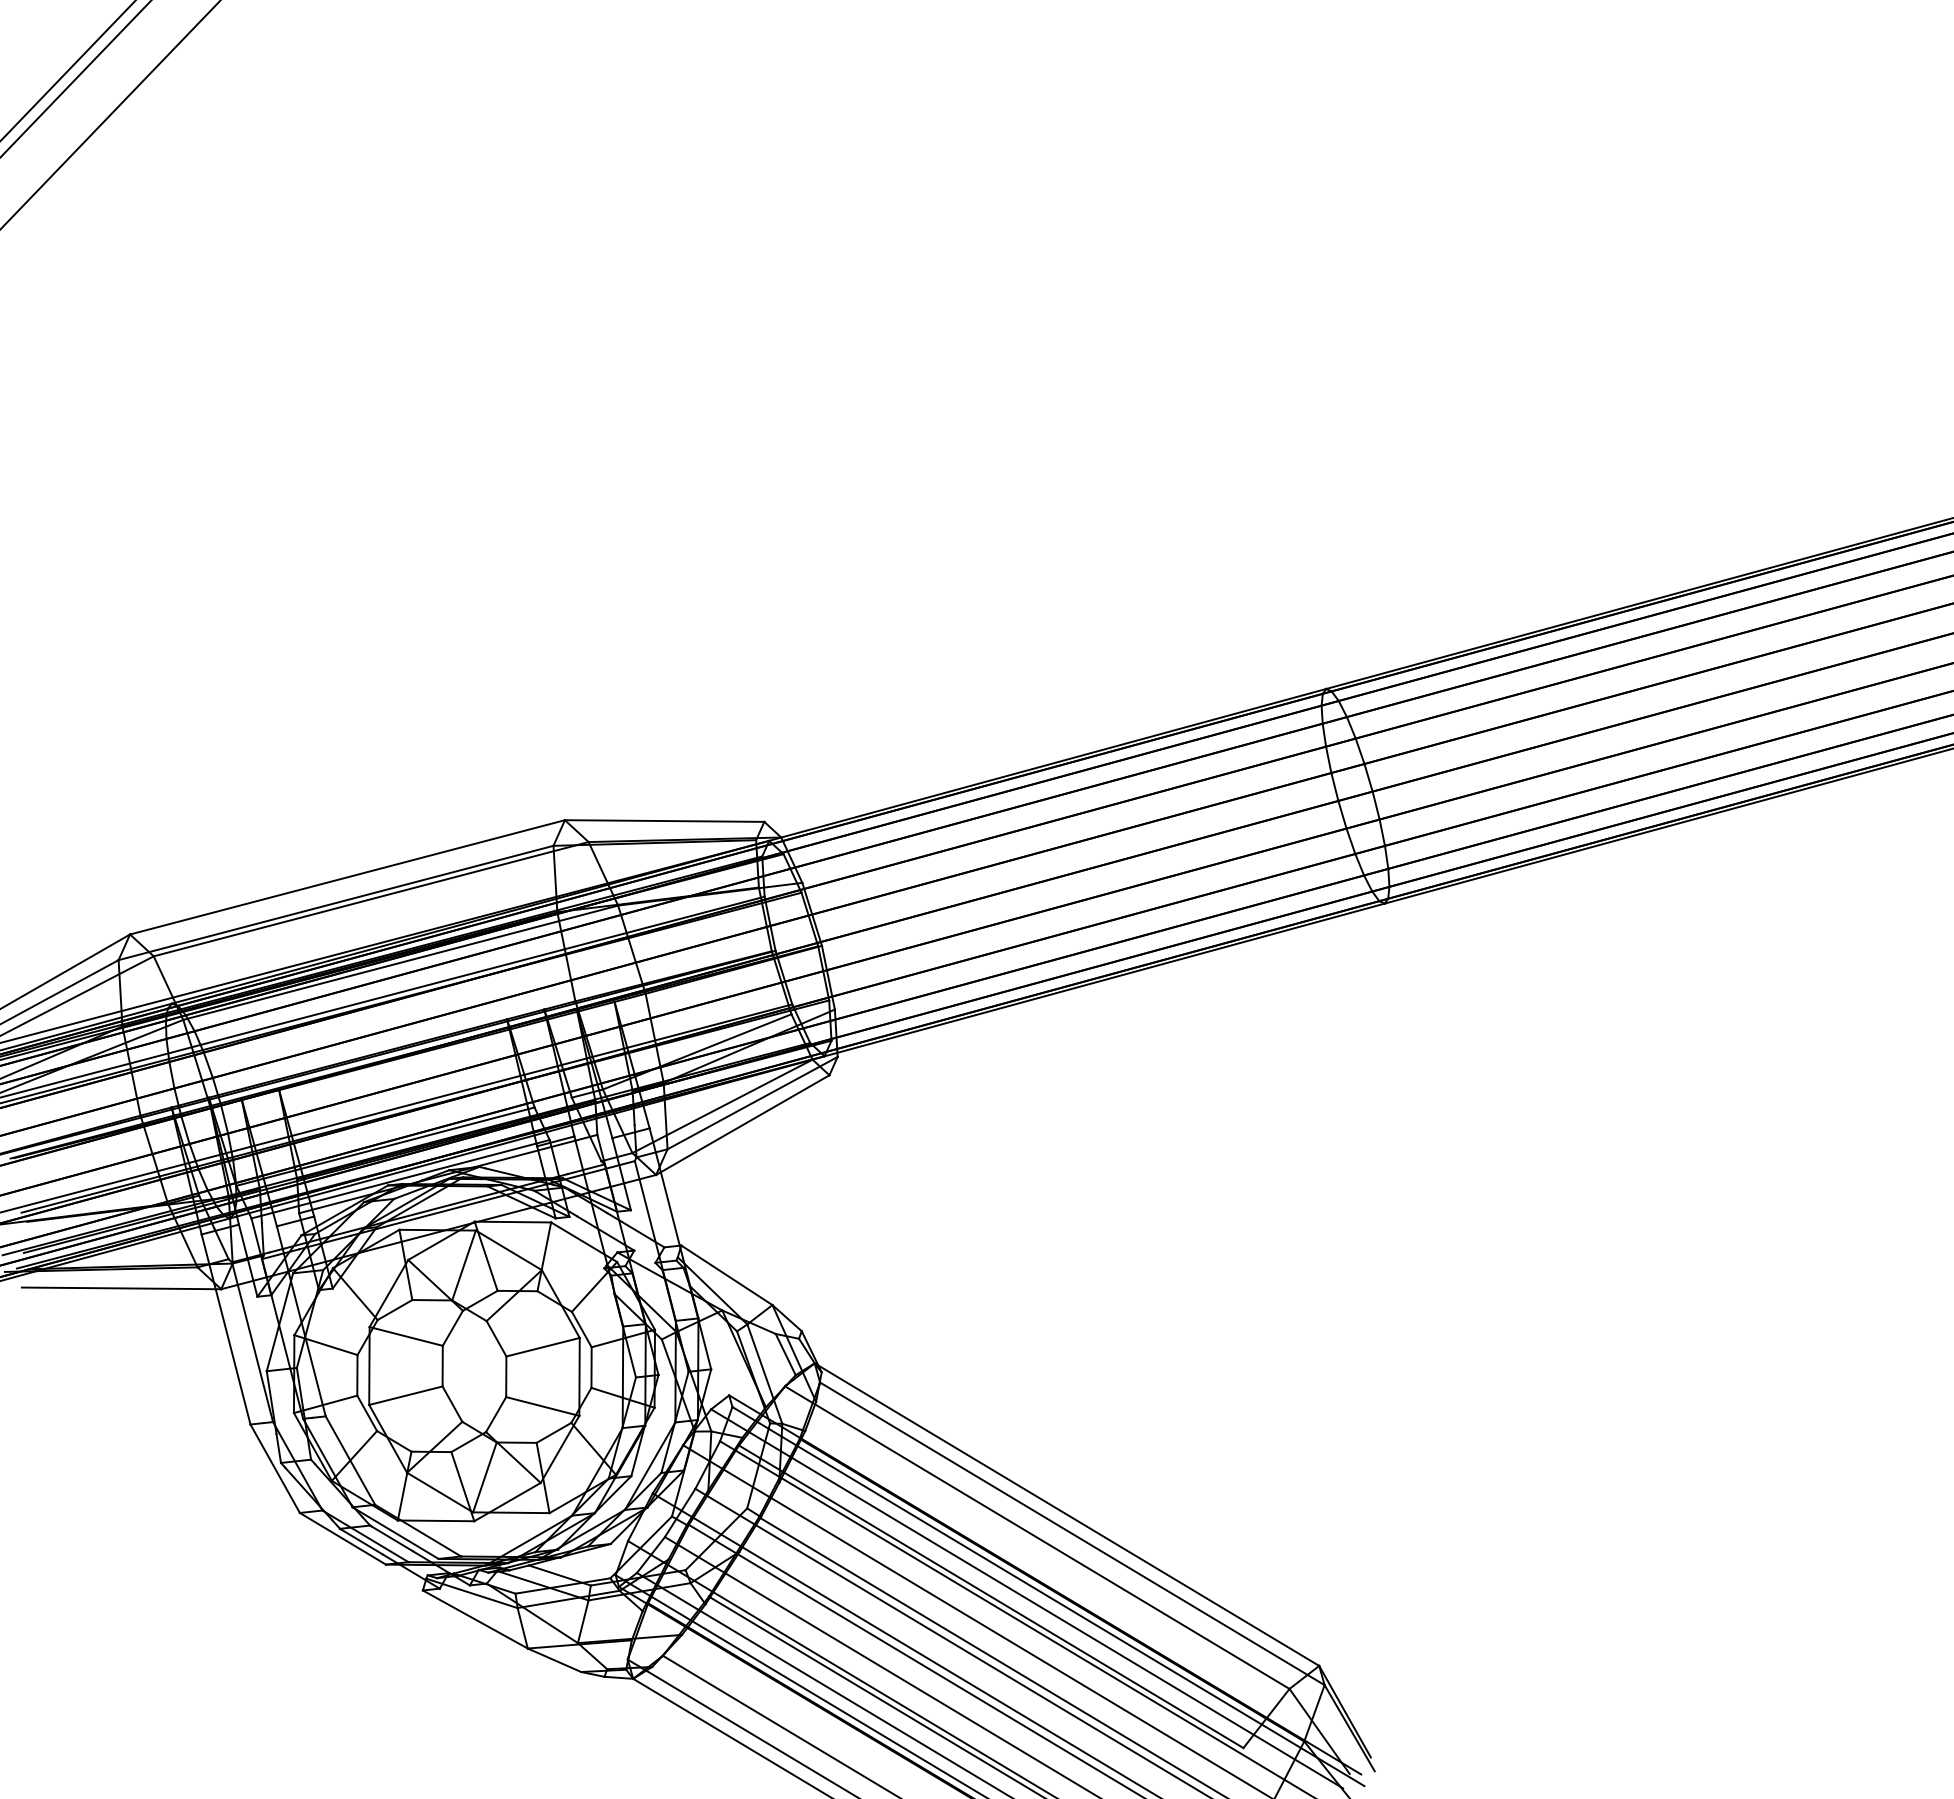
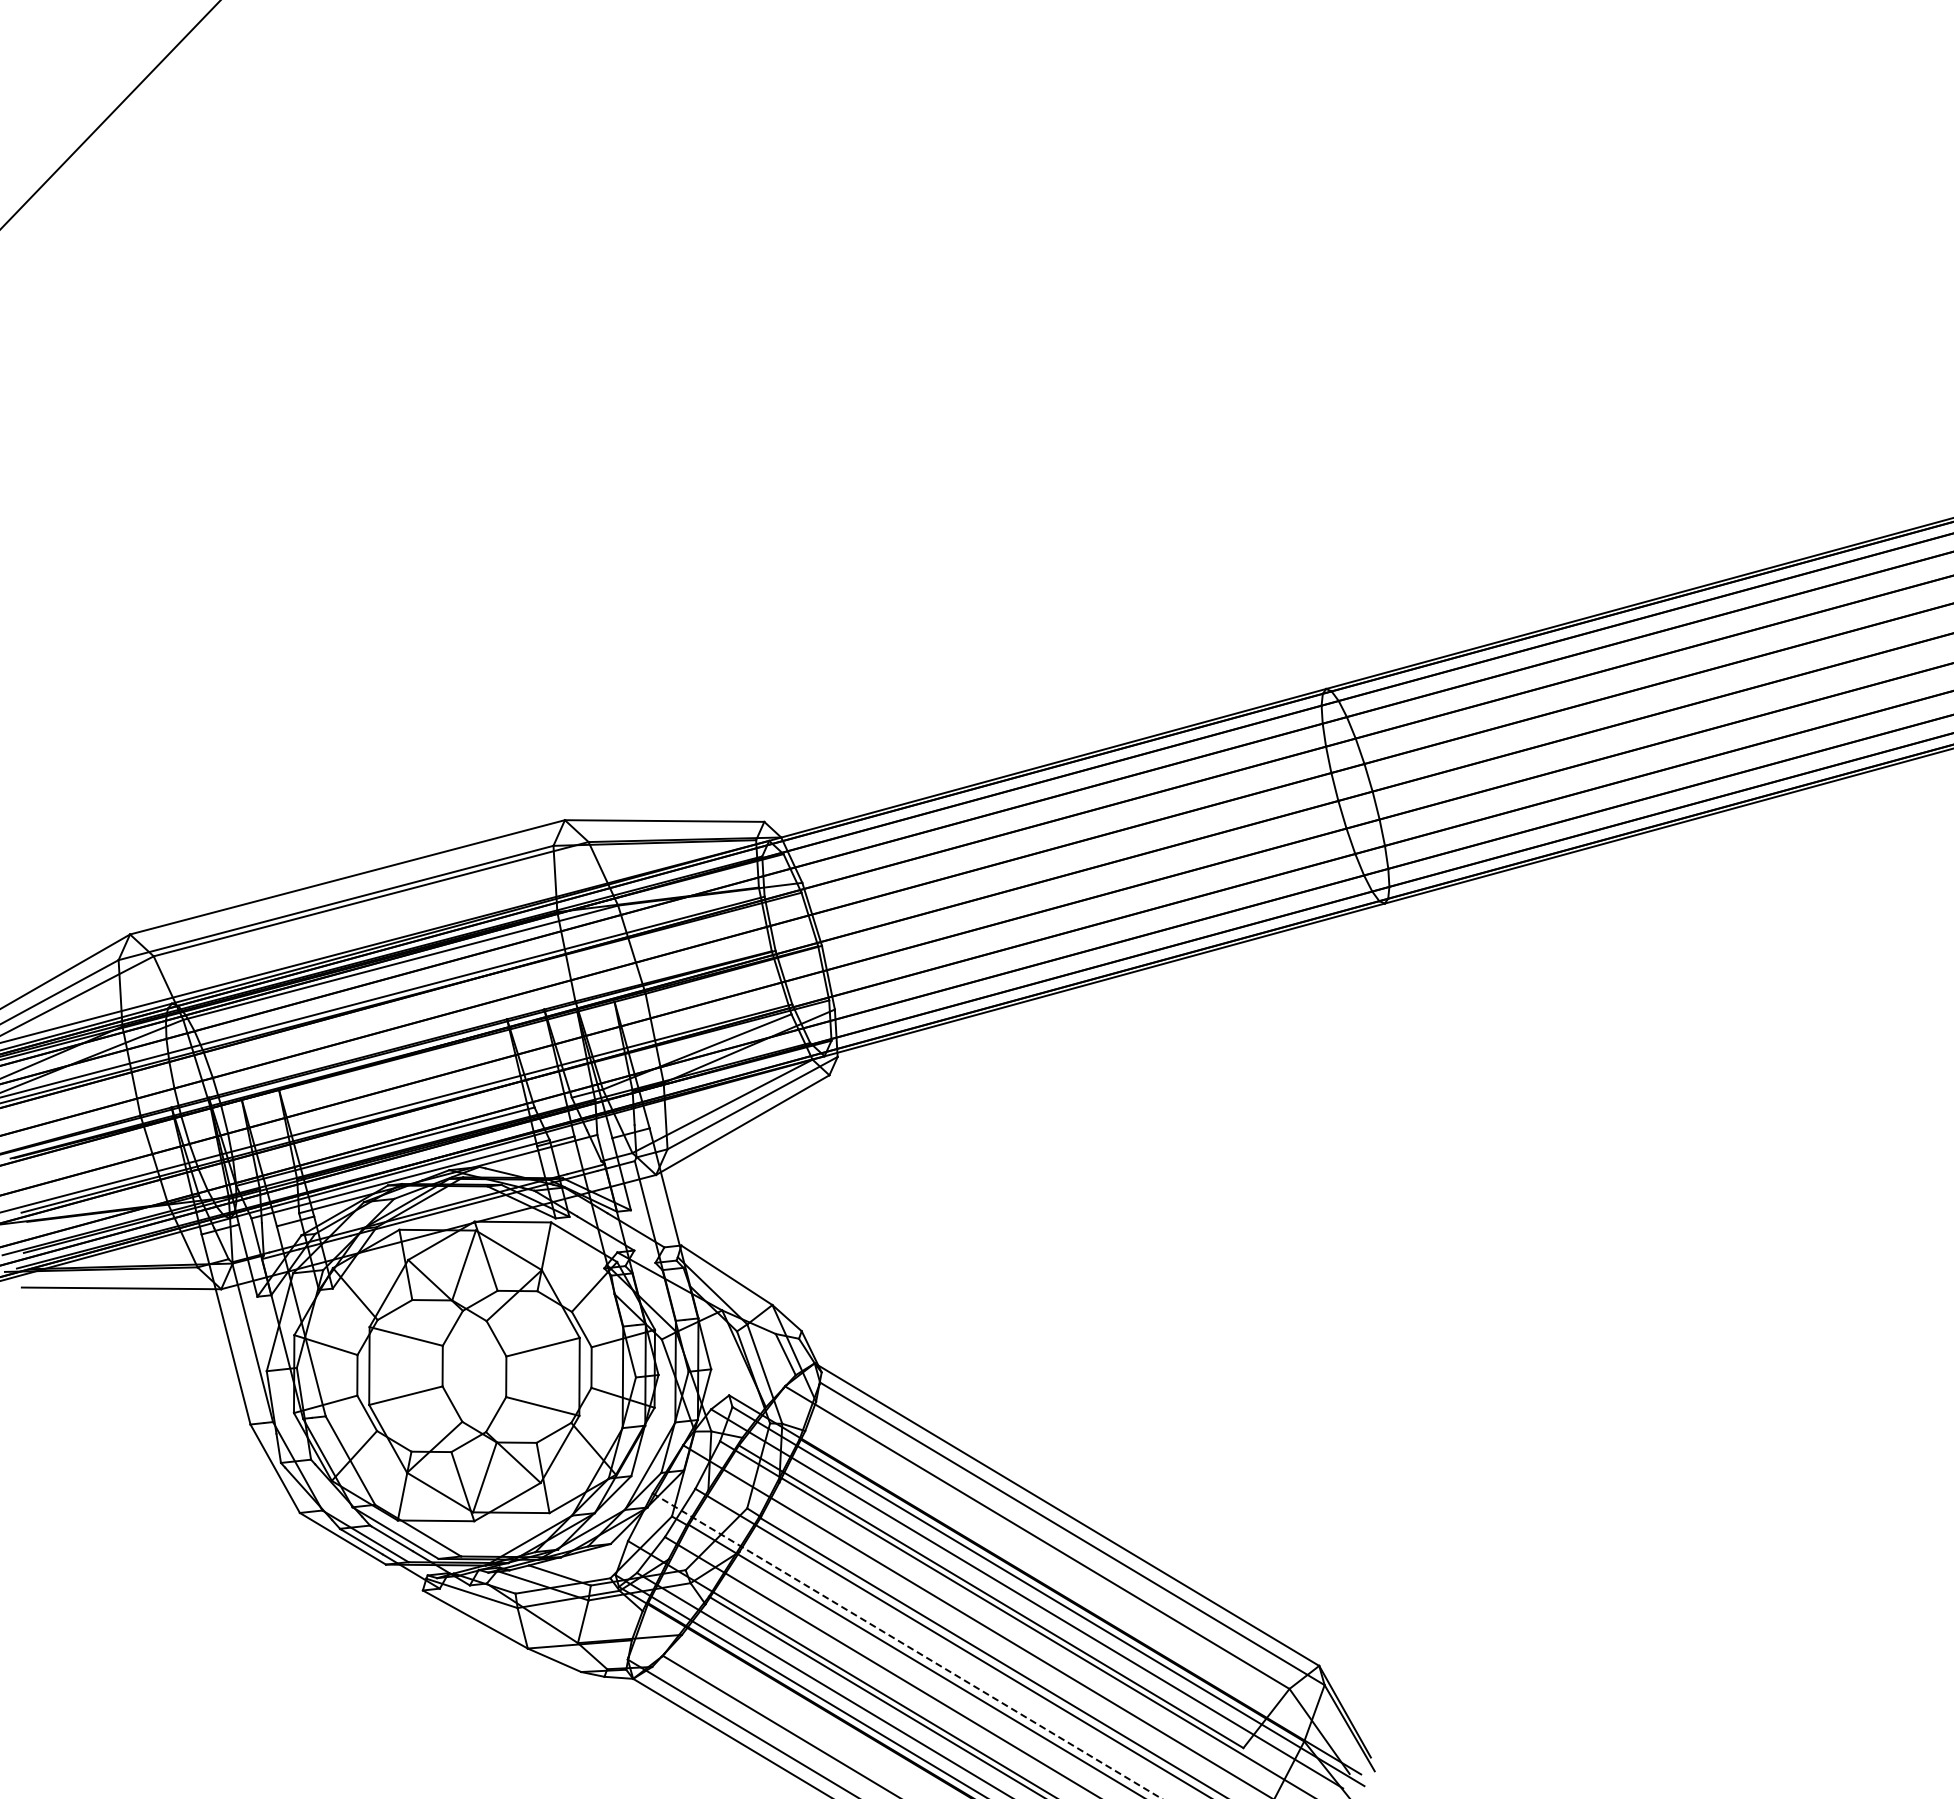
line: present -> none (67, 70)
line: present -> none (75, 78)
line: solid -> dashed (907, 1646)
